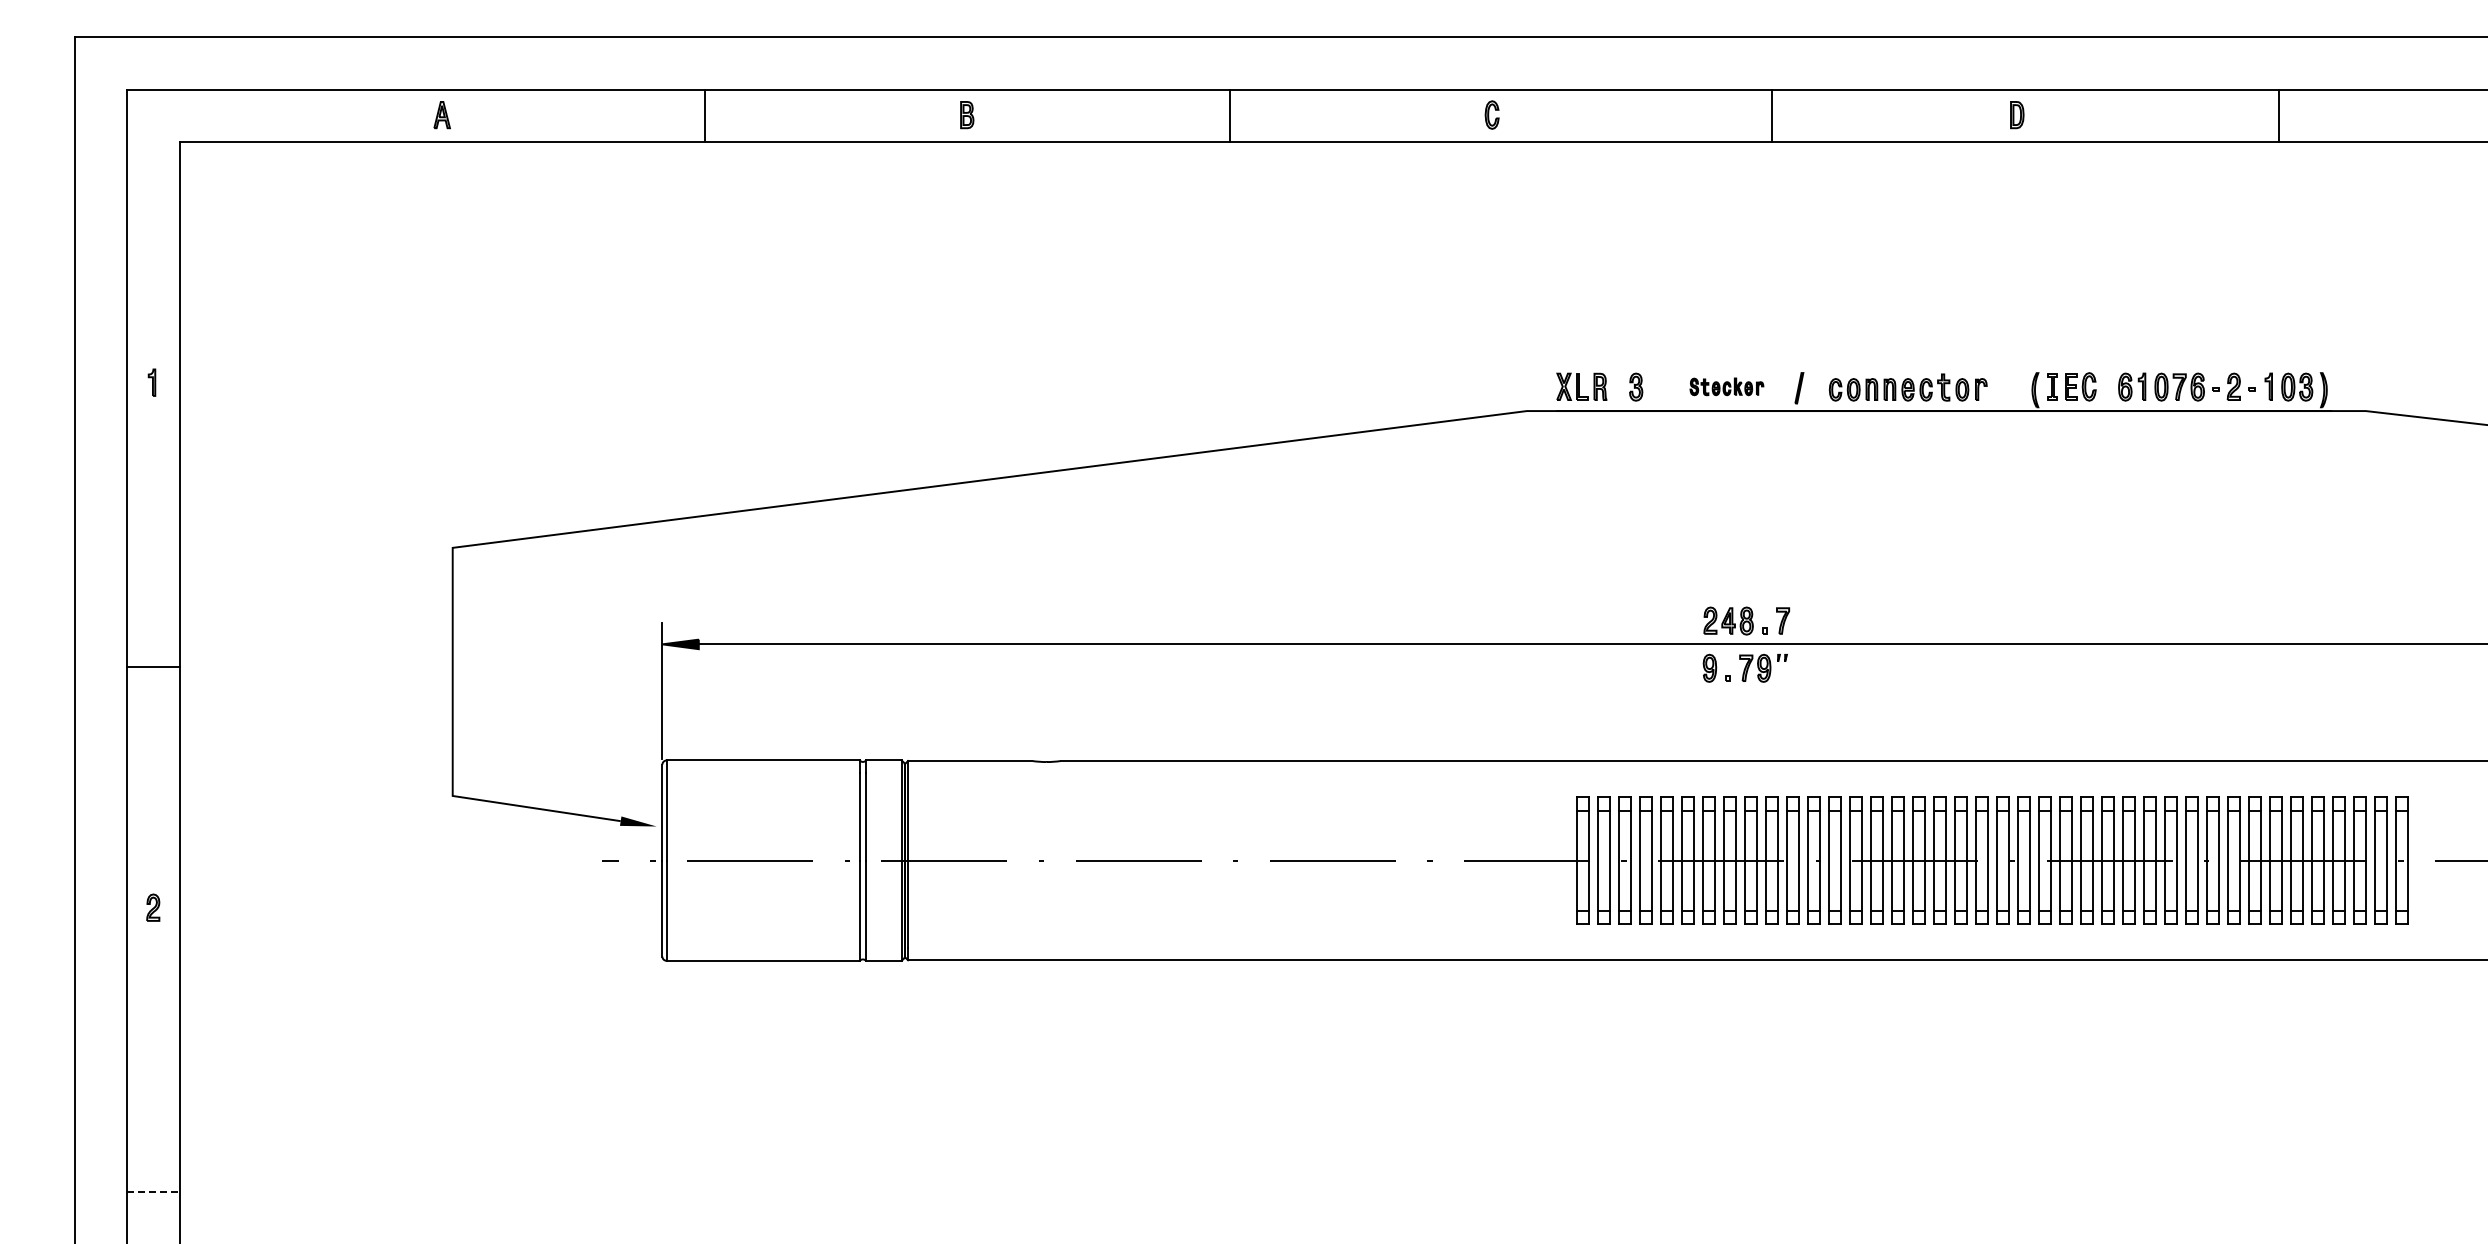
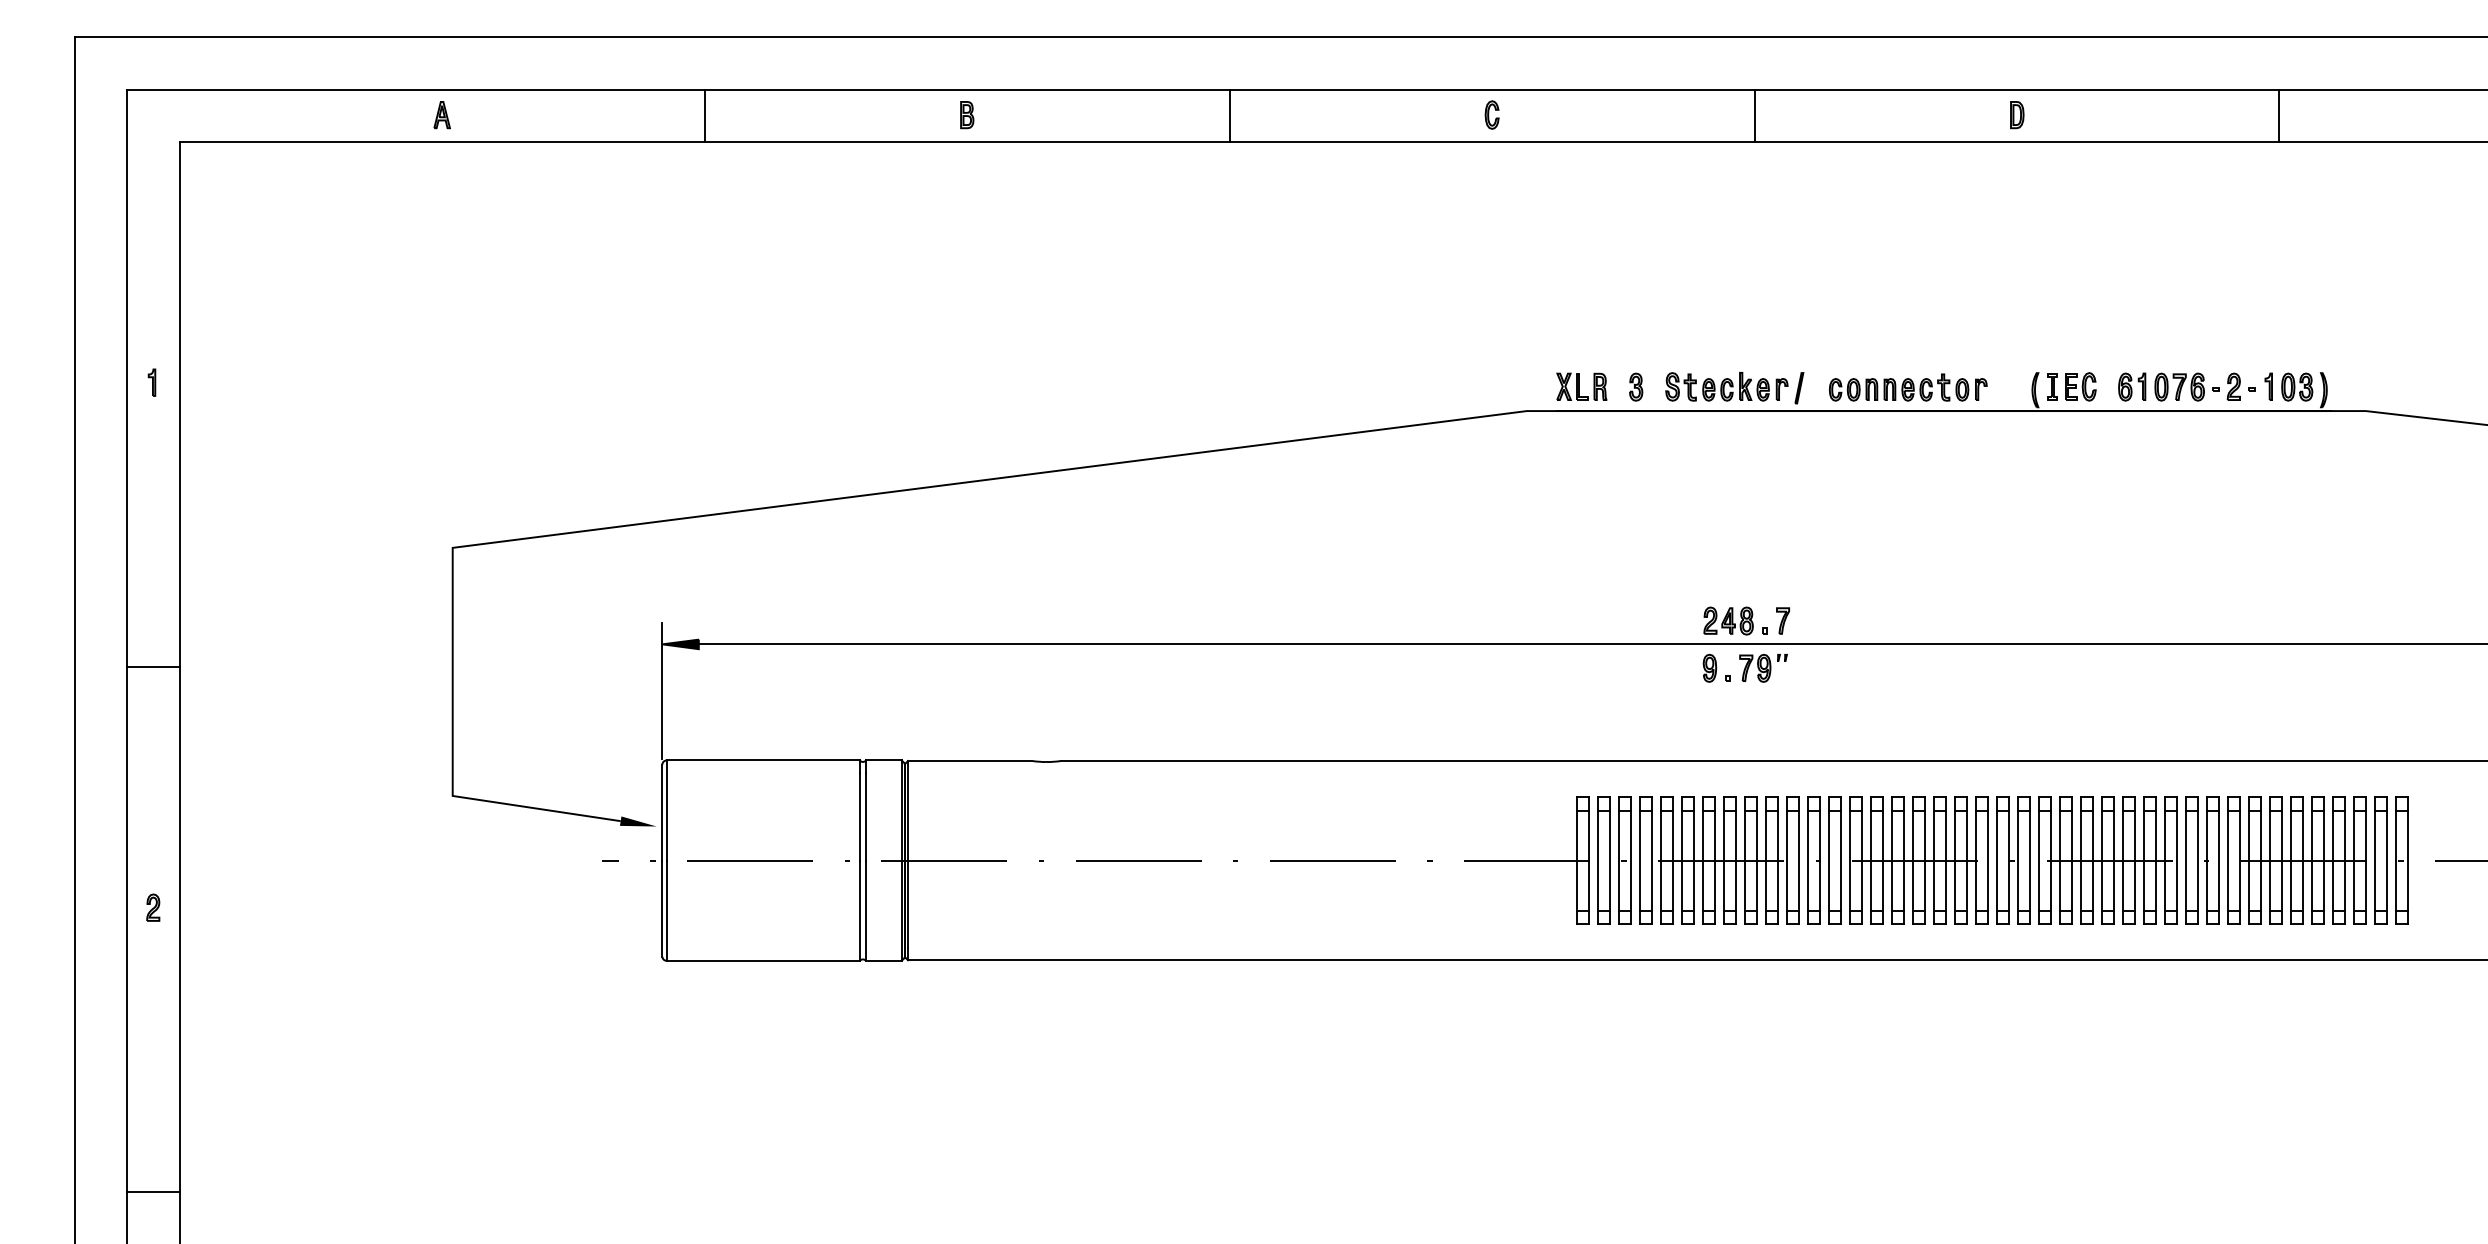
line position: (1771, 115) -> (1754, 115) (1754, 115)
part size: 76x20 px -> 124x30 px (1726, 386)
line: dashed -> solid (153, 1192)
